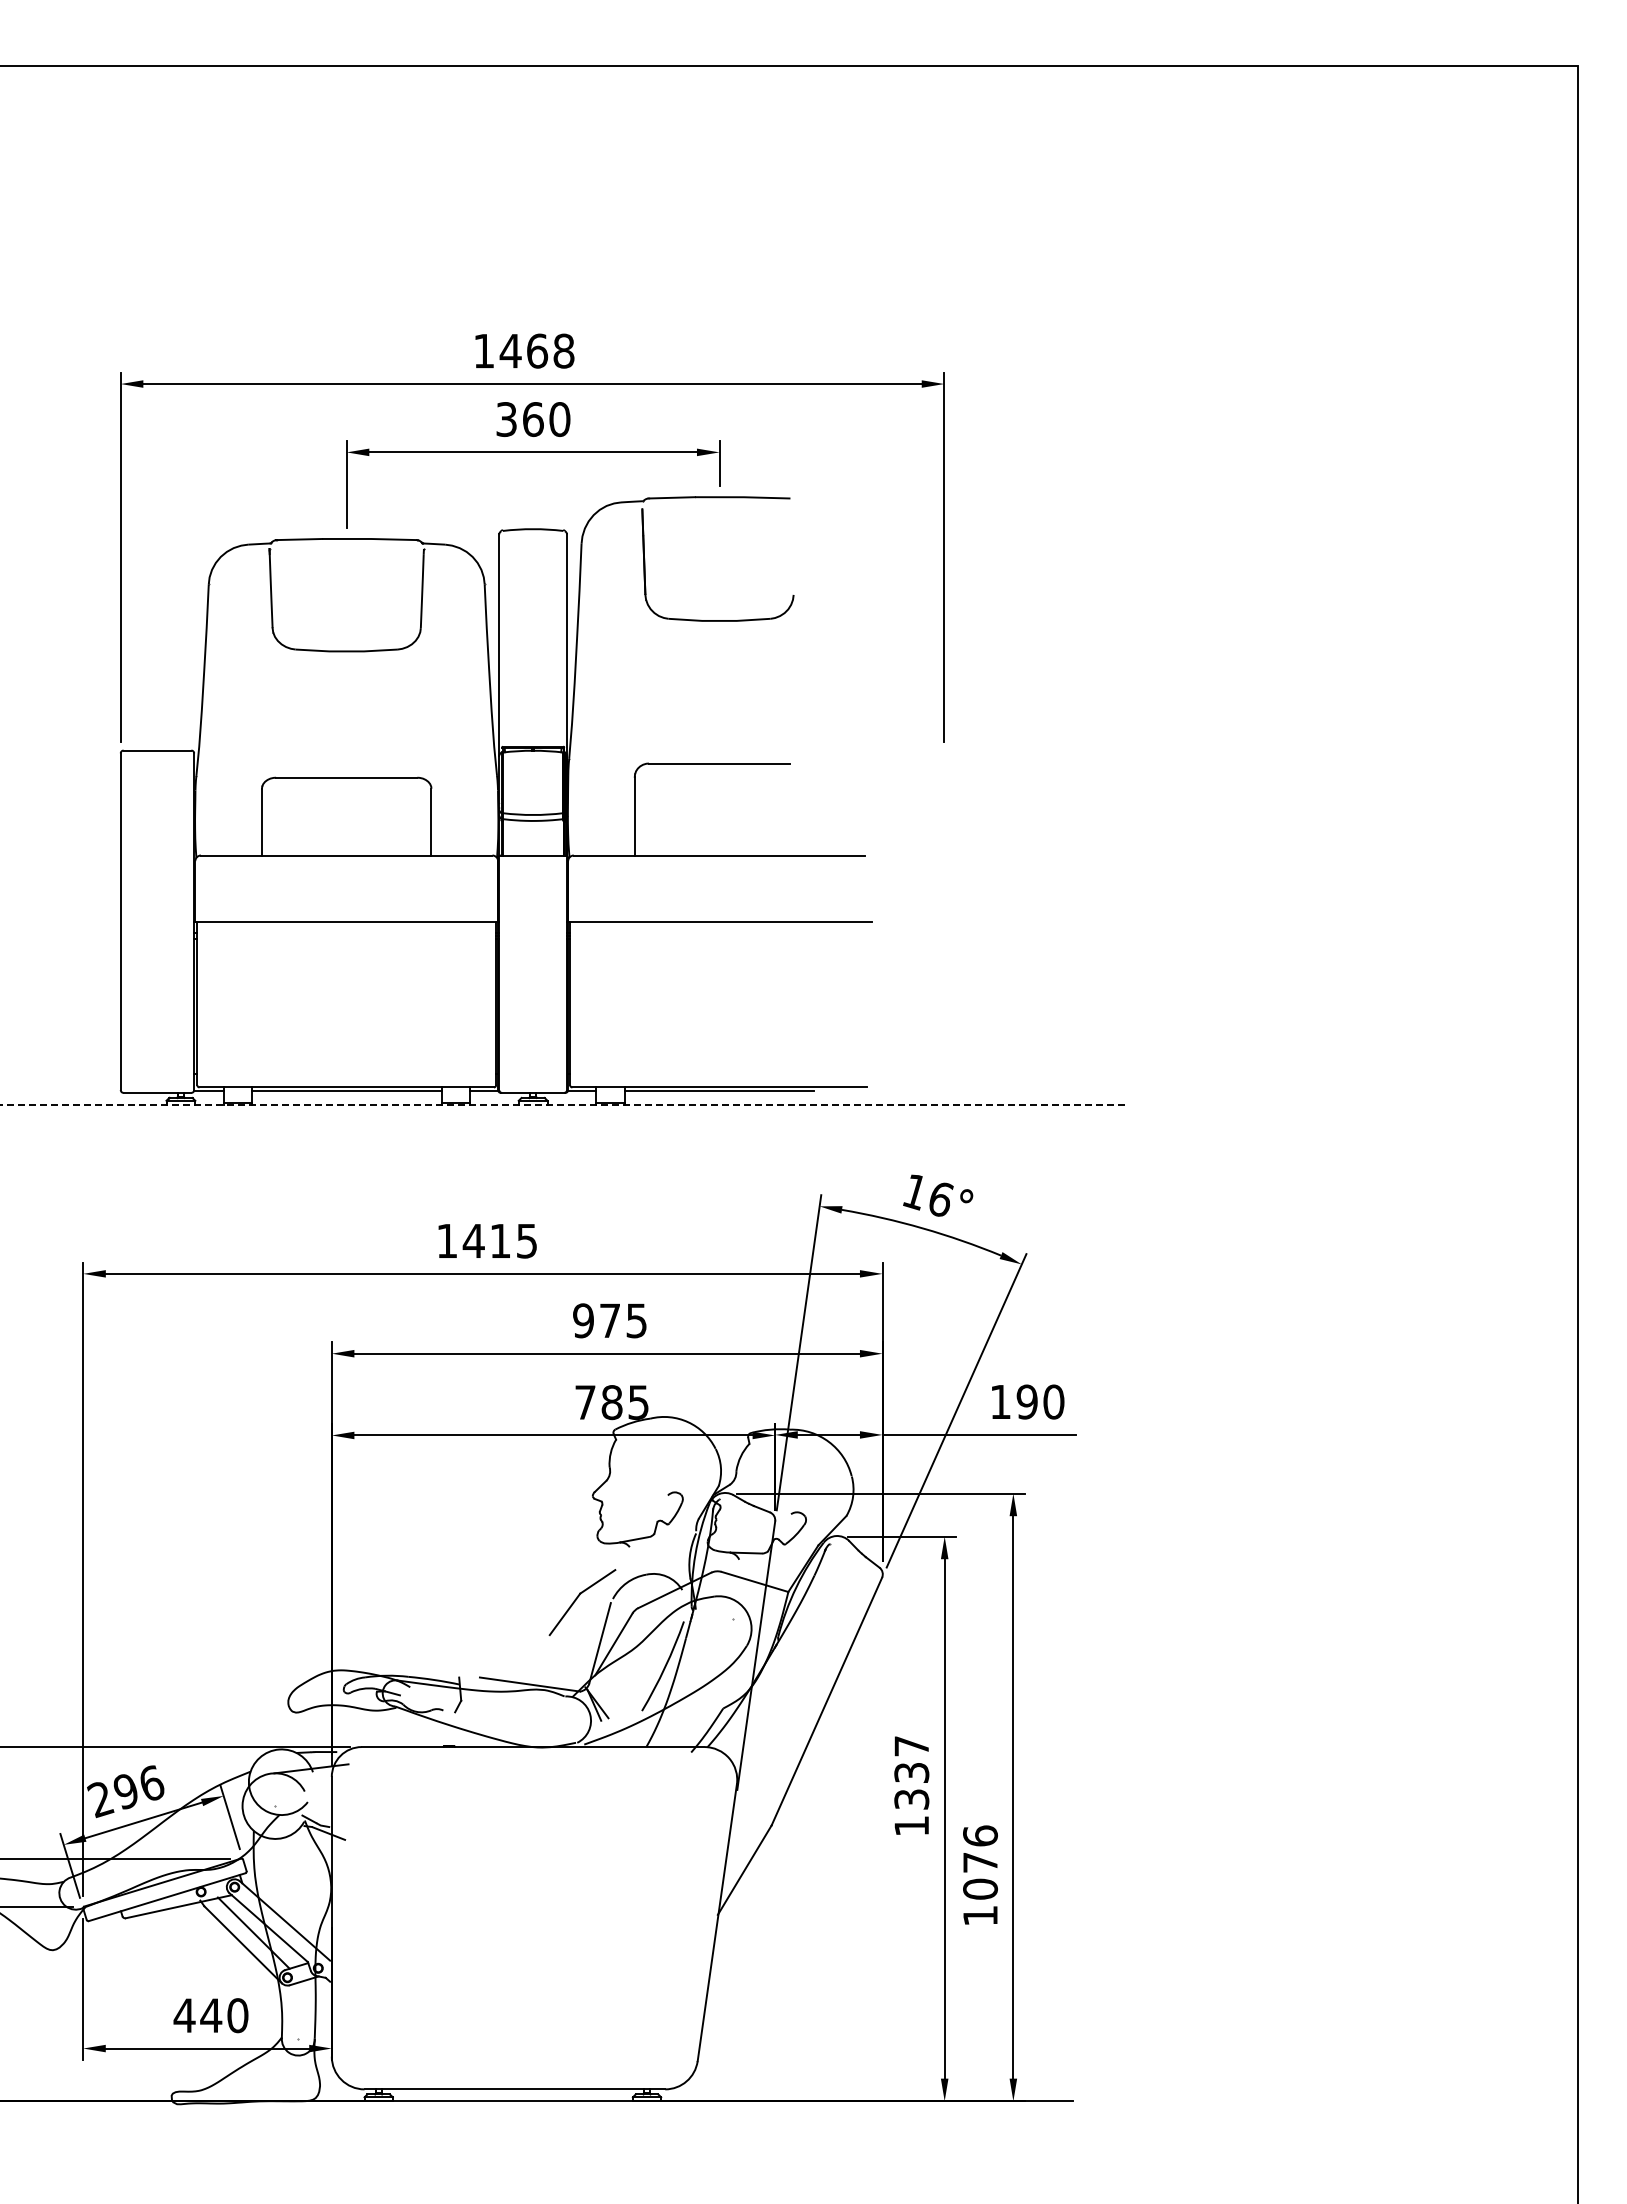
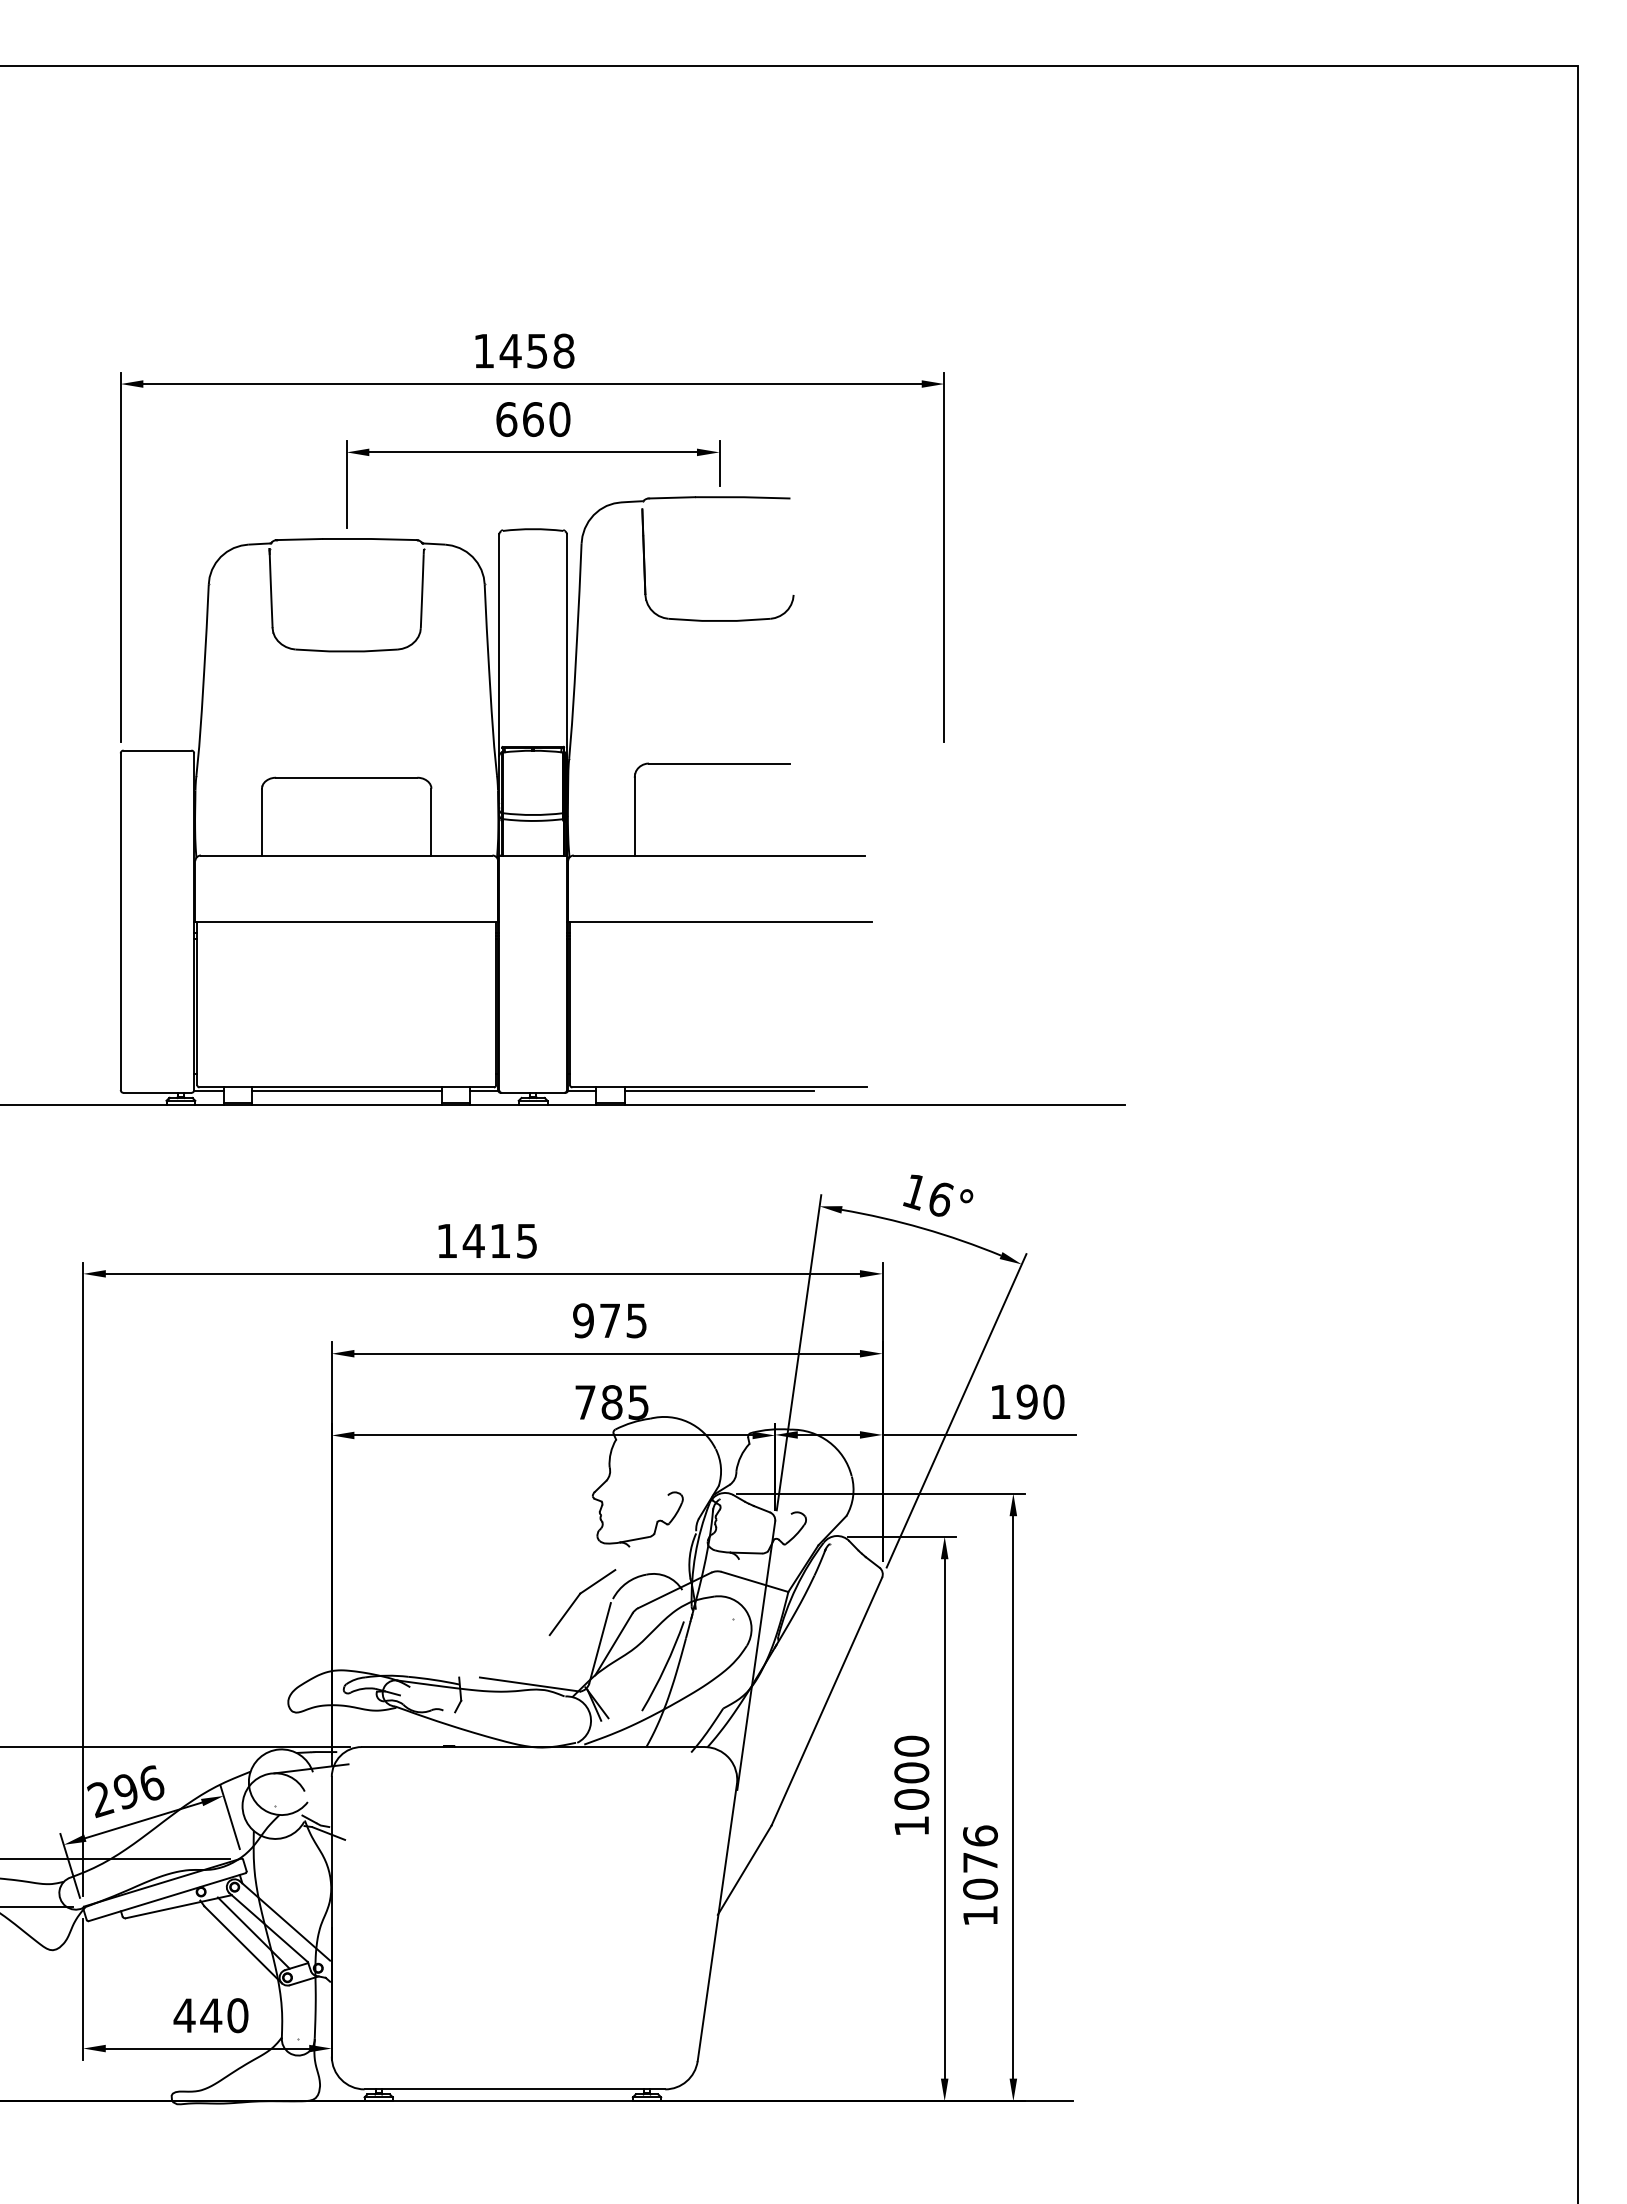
text: 1468 -> 1458 (537, 350)
text: 360 -> 660 (506, 419)
line: dashed -> solid (562, 1104)
text: 1337 -> 1000 (911, 1772)
